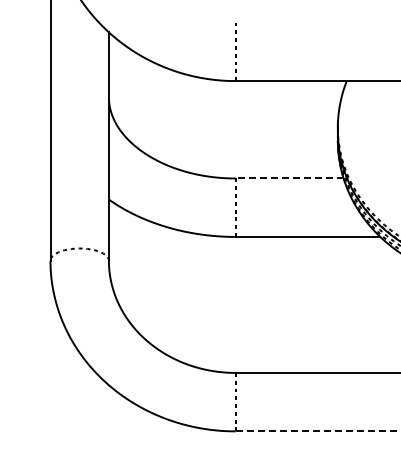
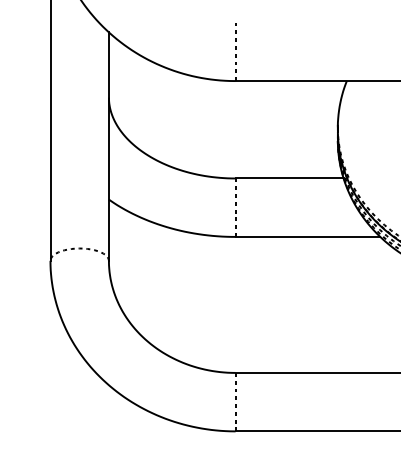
line: dashed -> solid (289, 178)
line: dashed -> solid (318, 431)
